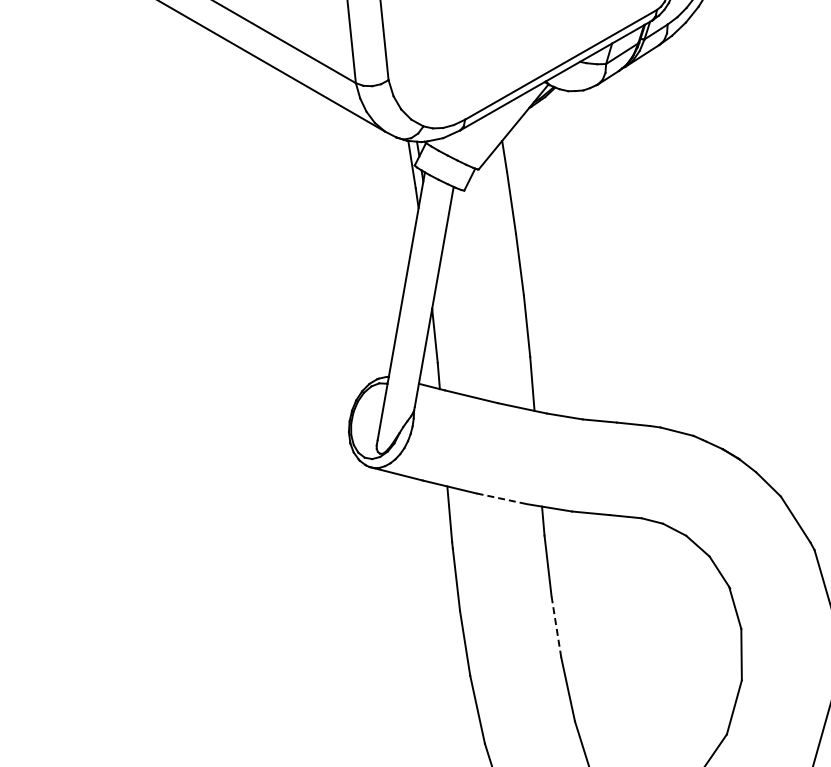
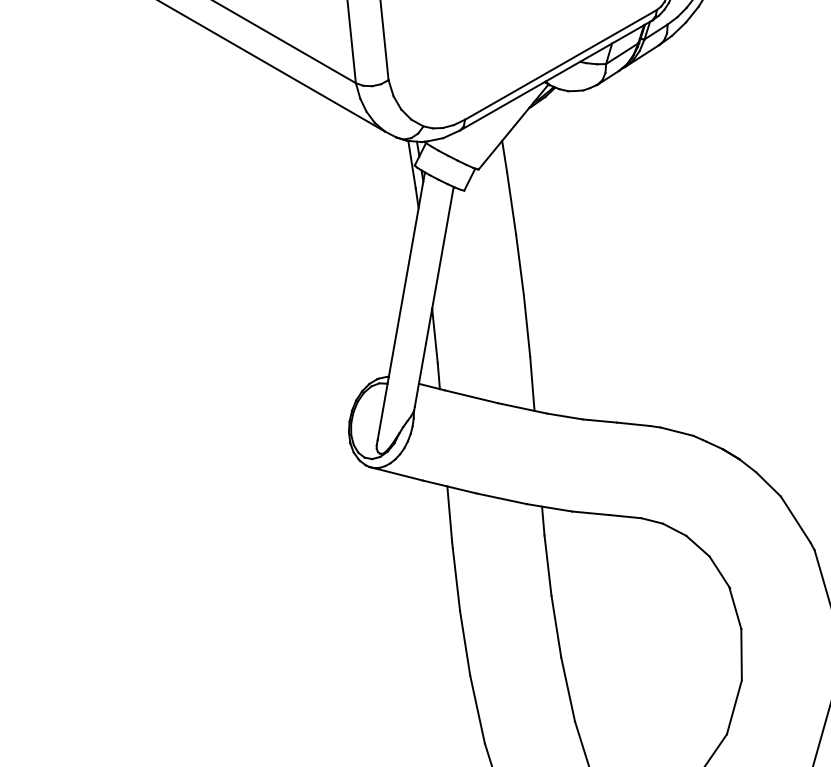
line: dashed -> solid (501, 498)
line: dashed -> solid (556, 626)
